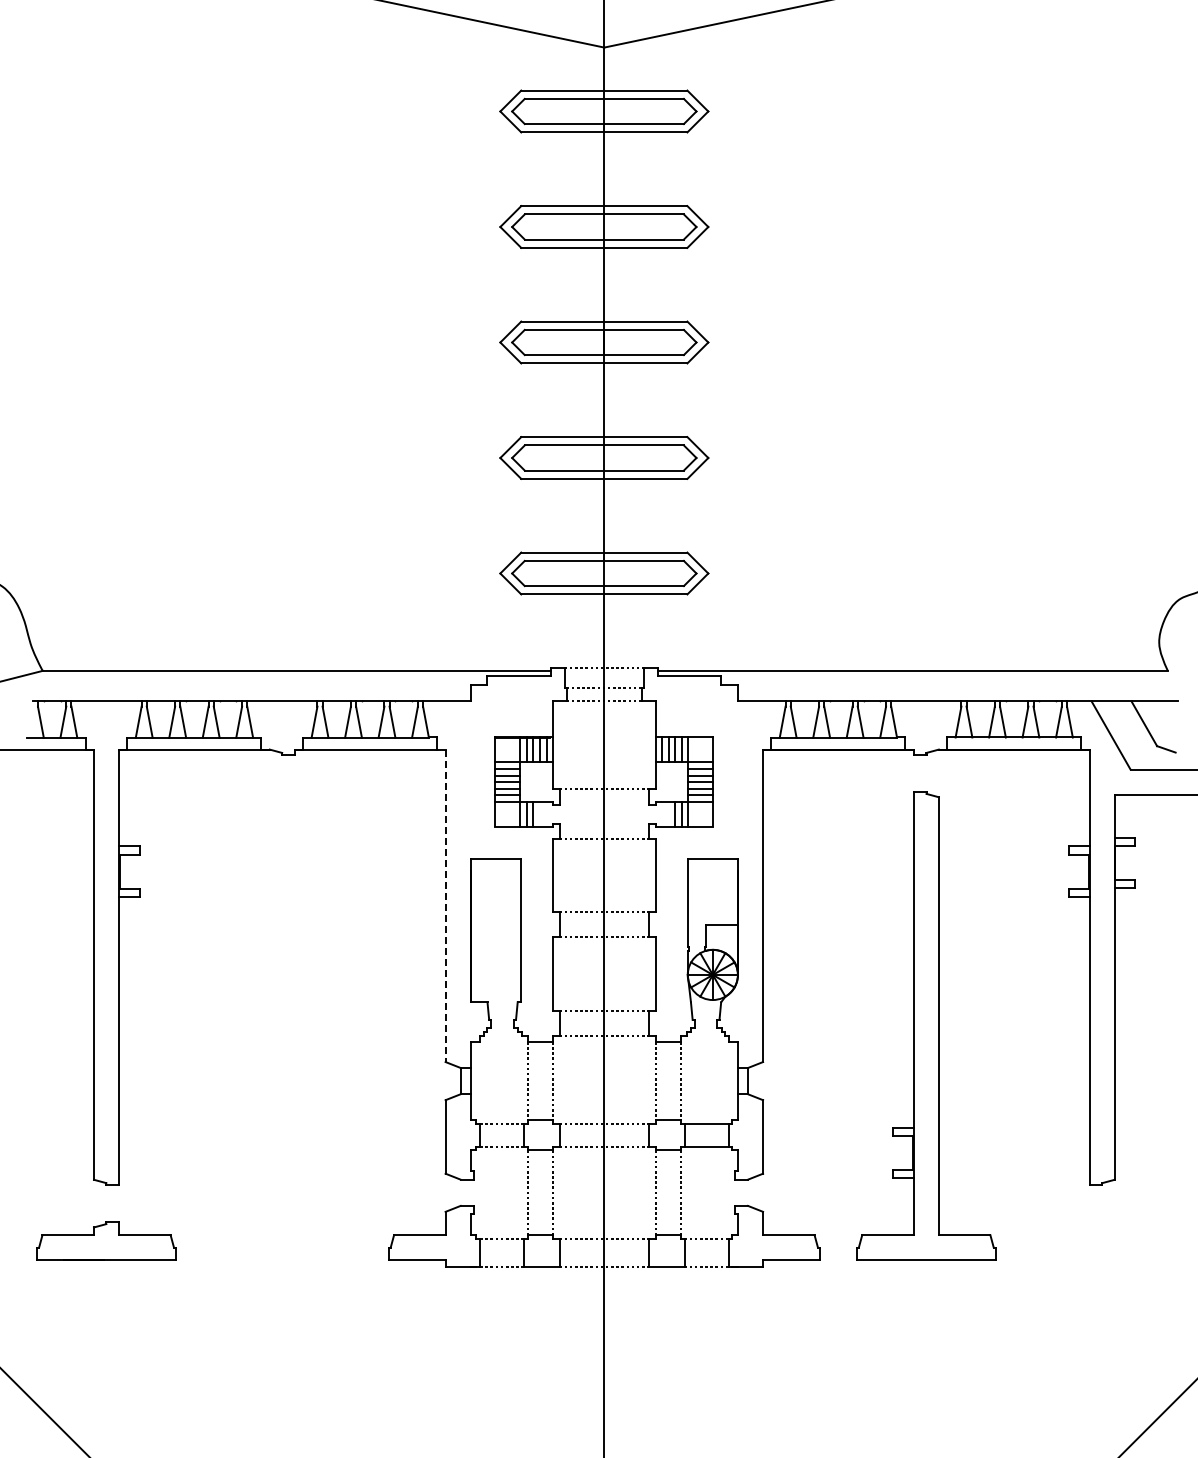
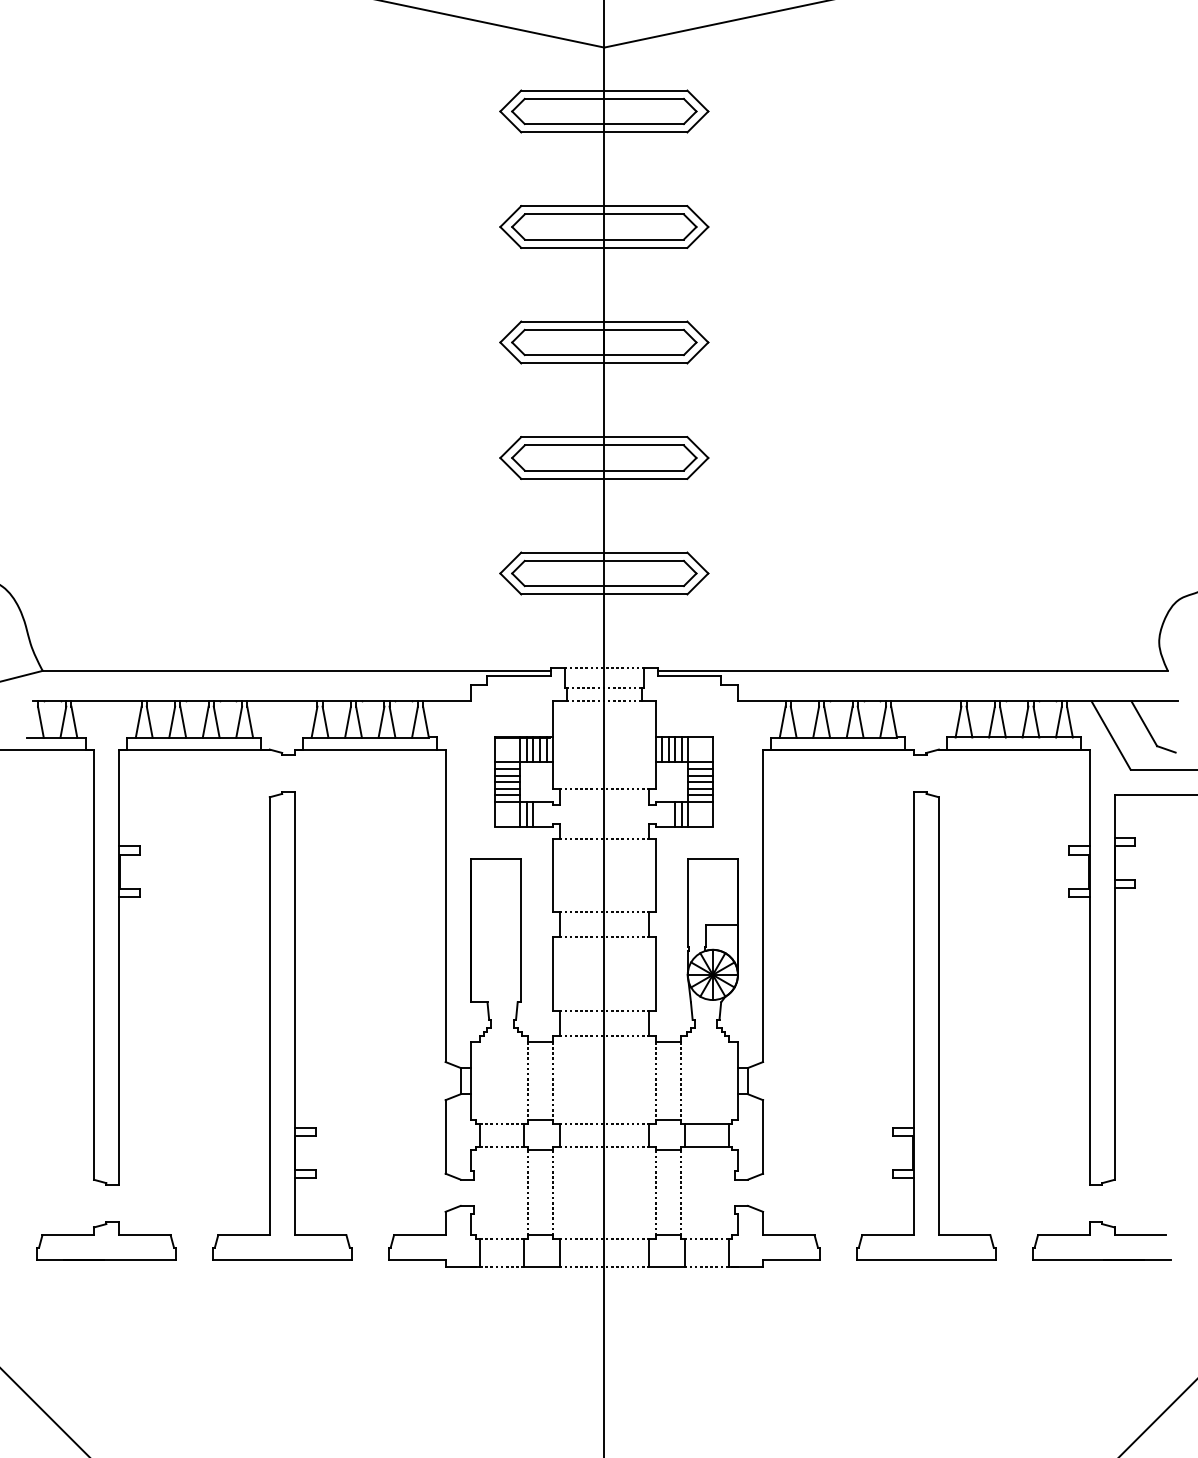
line: dashed -> solid (445, 906)
part: none -> present (282, 1025)
part: none -> present (1090, 1235)
